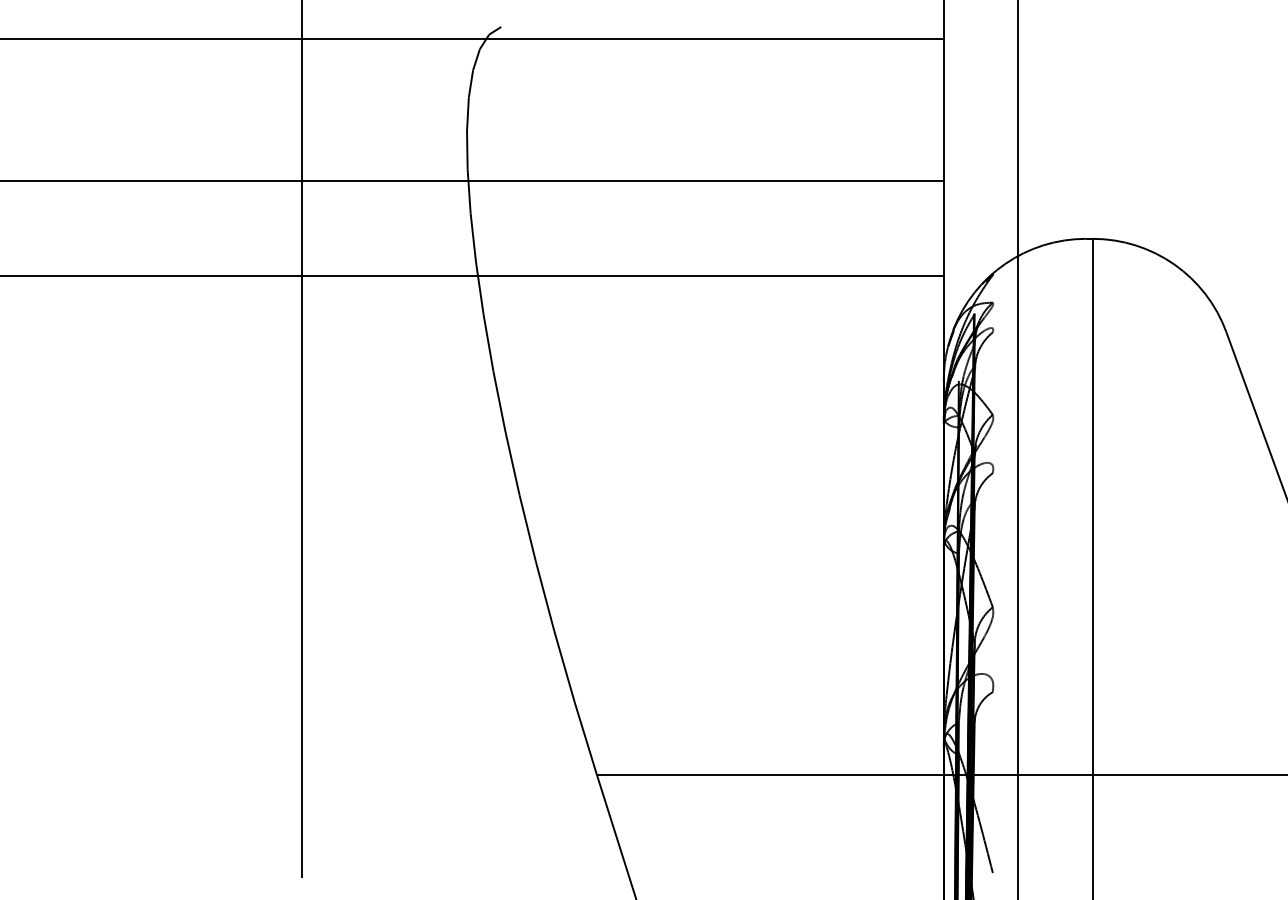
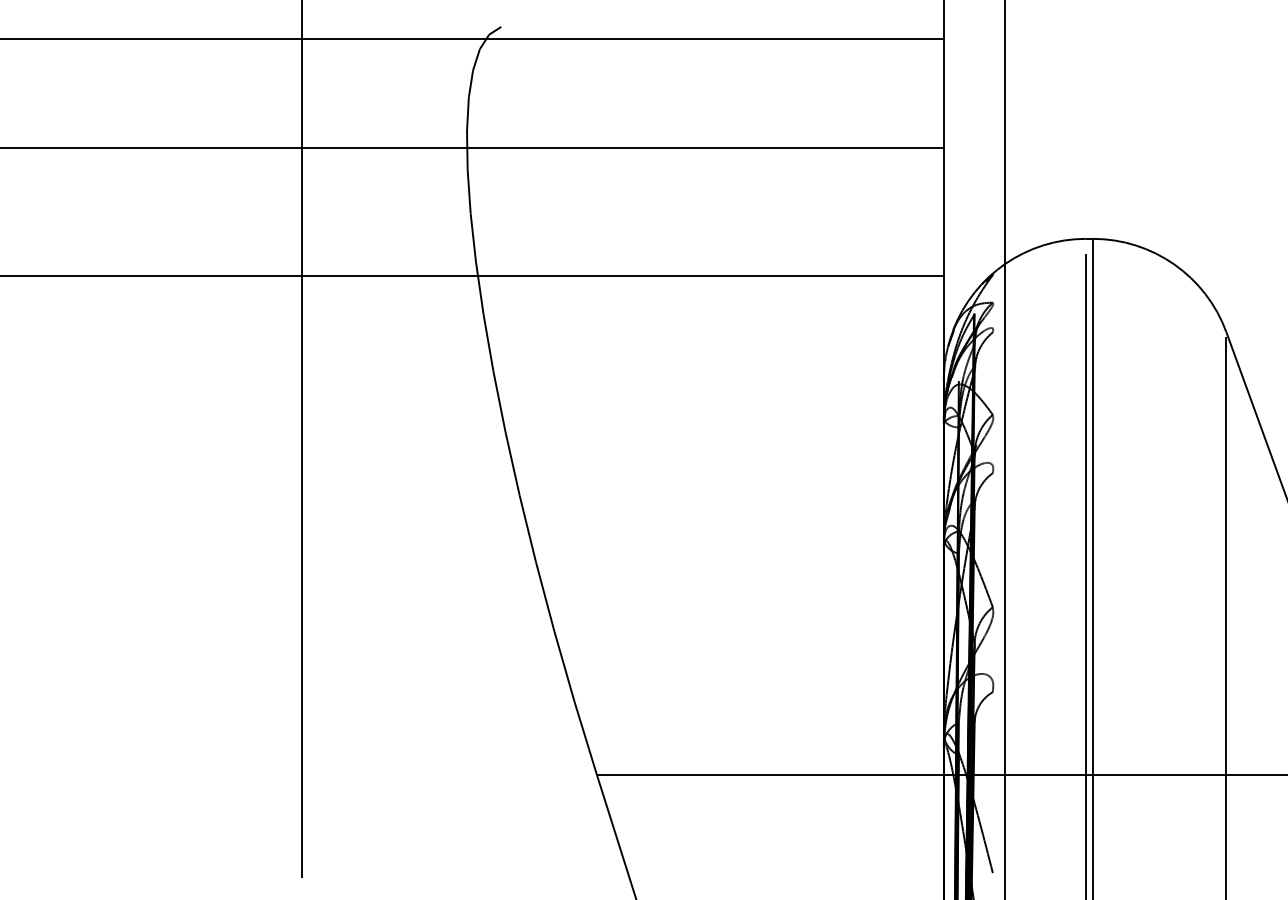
line position: (472, 181) -> (472, 148) (472, 148)
line position: (1017, 449) -> (1004, 449) (1004, 449)
line: none -> present (1085, 575)
line: none -> present (1226, 616)
